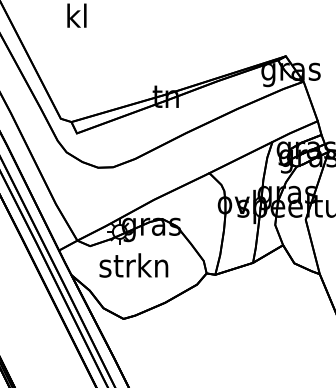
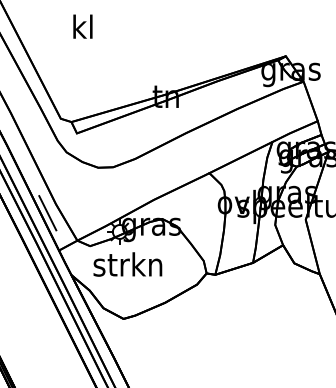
text position: (76, 15) -> (82, 26) (82, 26)
line: none -> present (47, 213)
text position: (133, 265) -> (127, 264) (127, 264)
